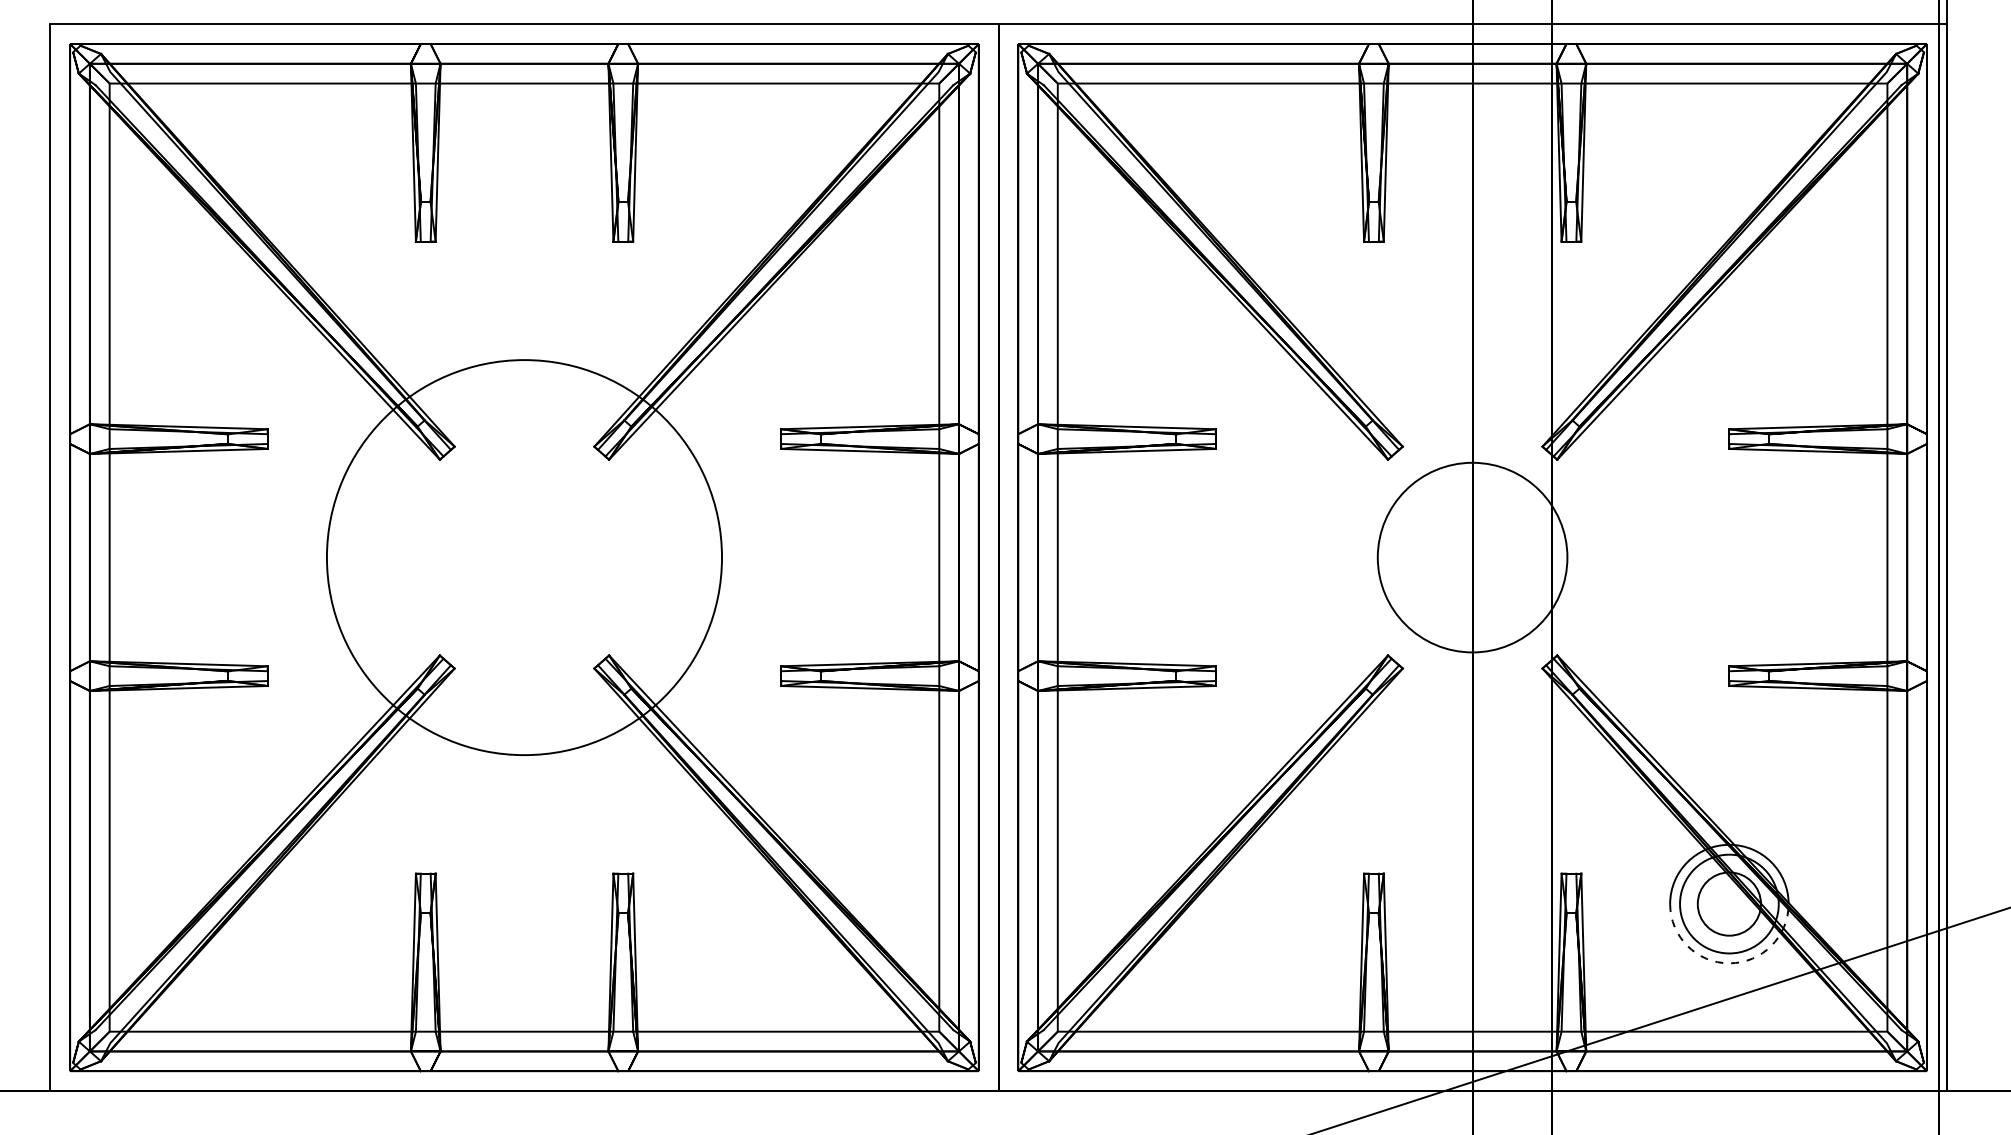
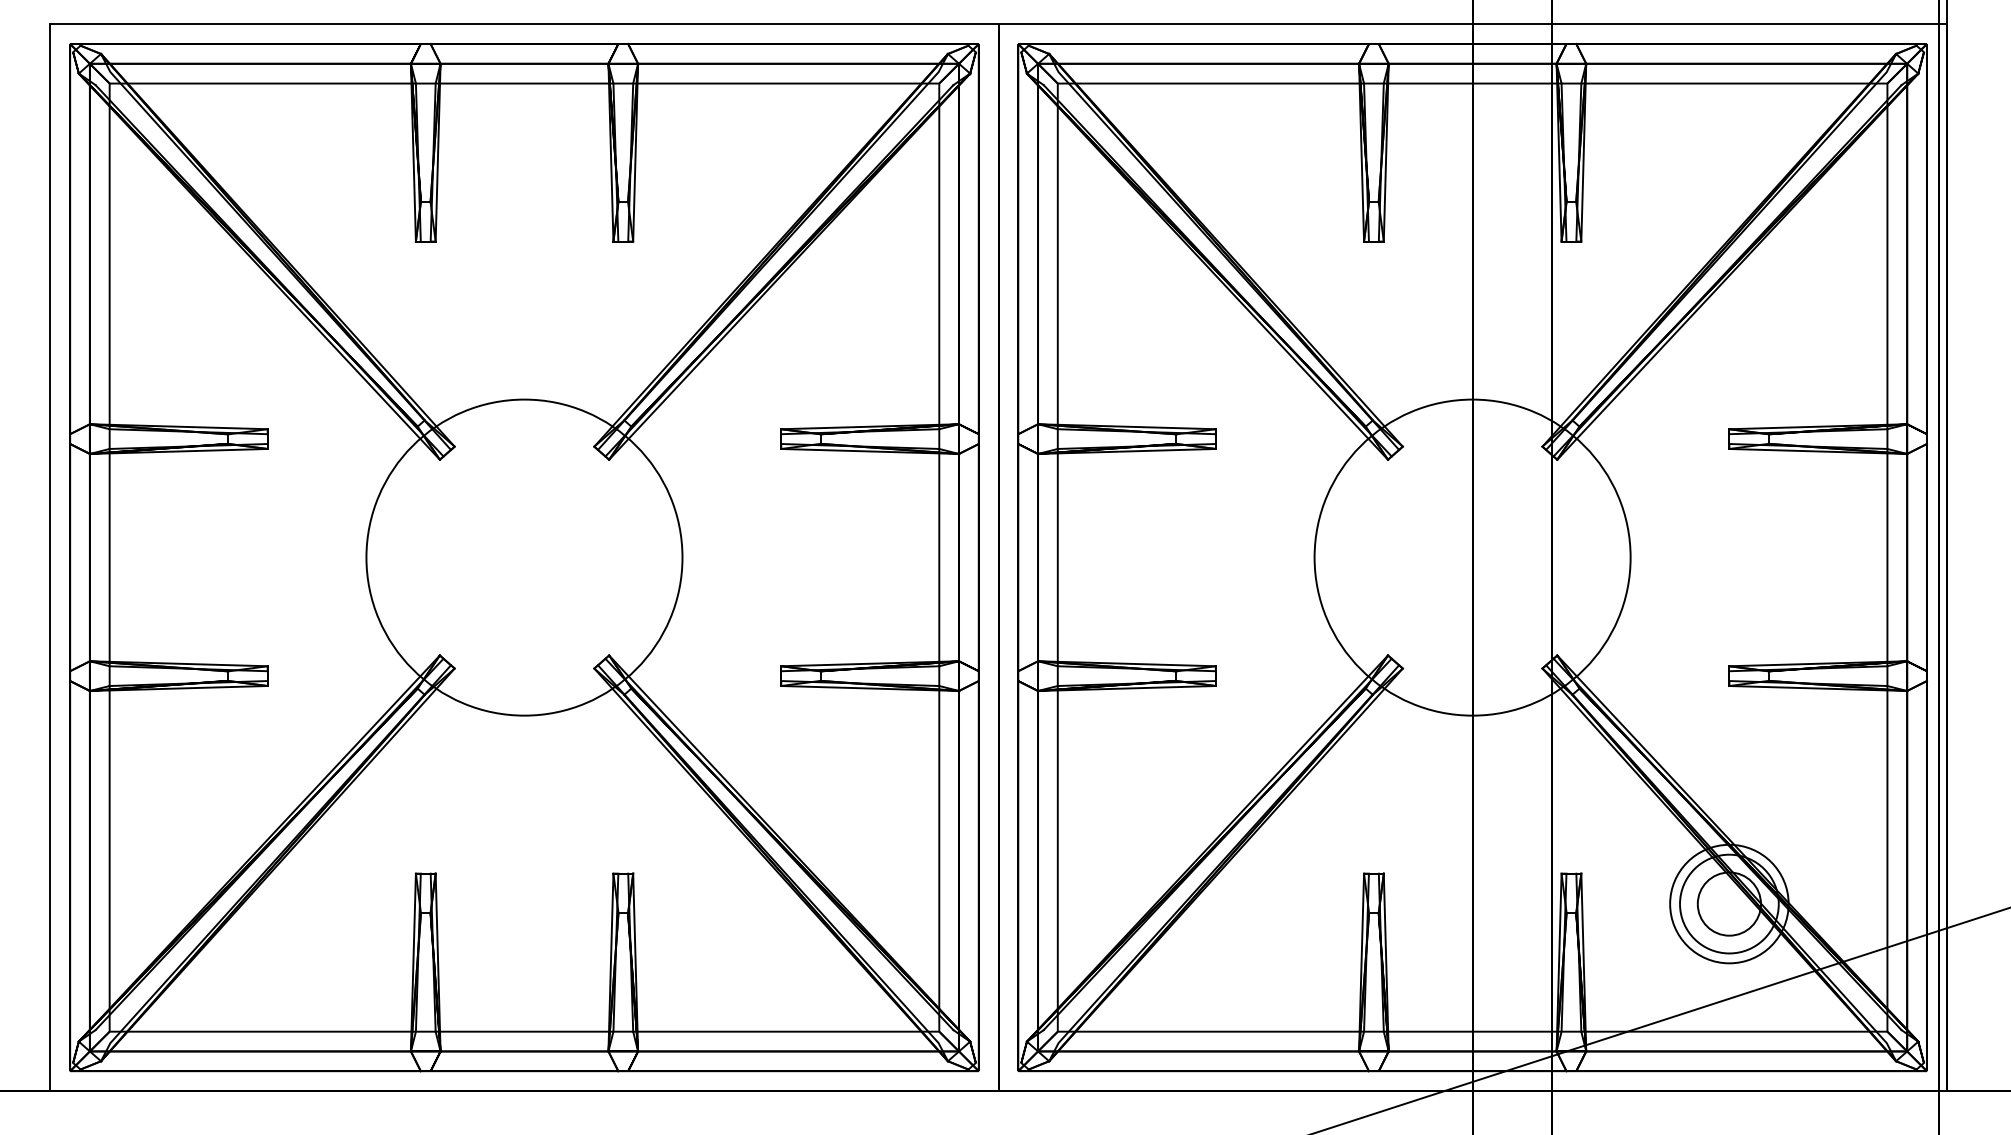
circle diameter: 395 px -> 316 px (524, 557)
circle diameter: 190 px -> 316 px (1472, 557)
arc: dashed -> solid (1729, 963)
